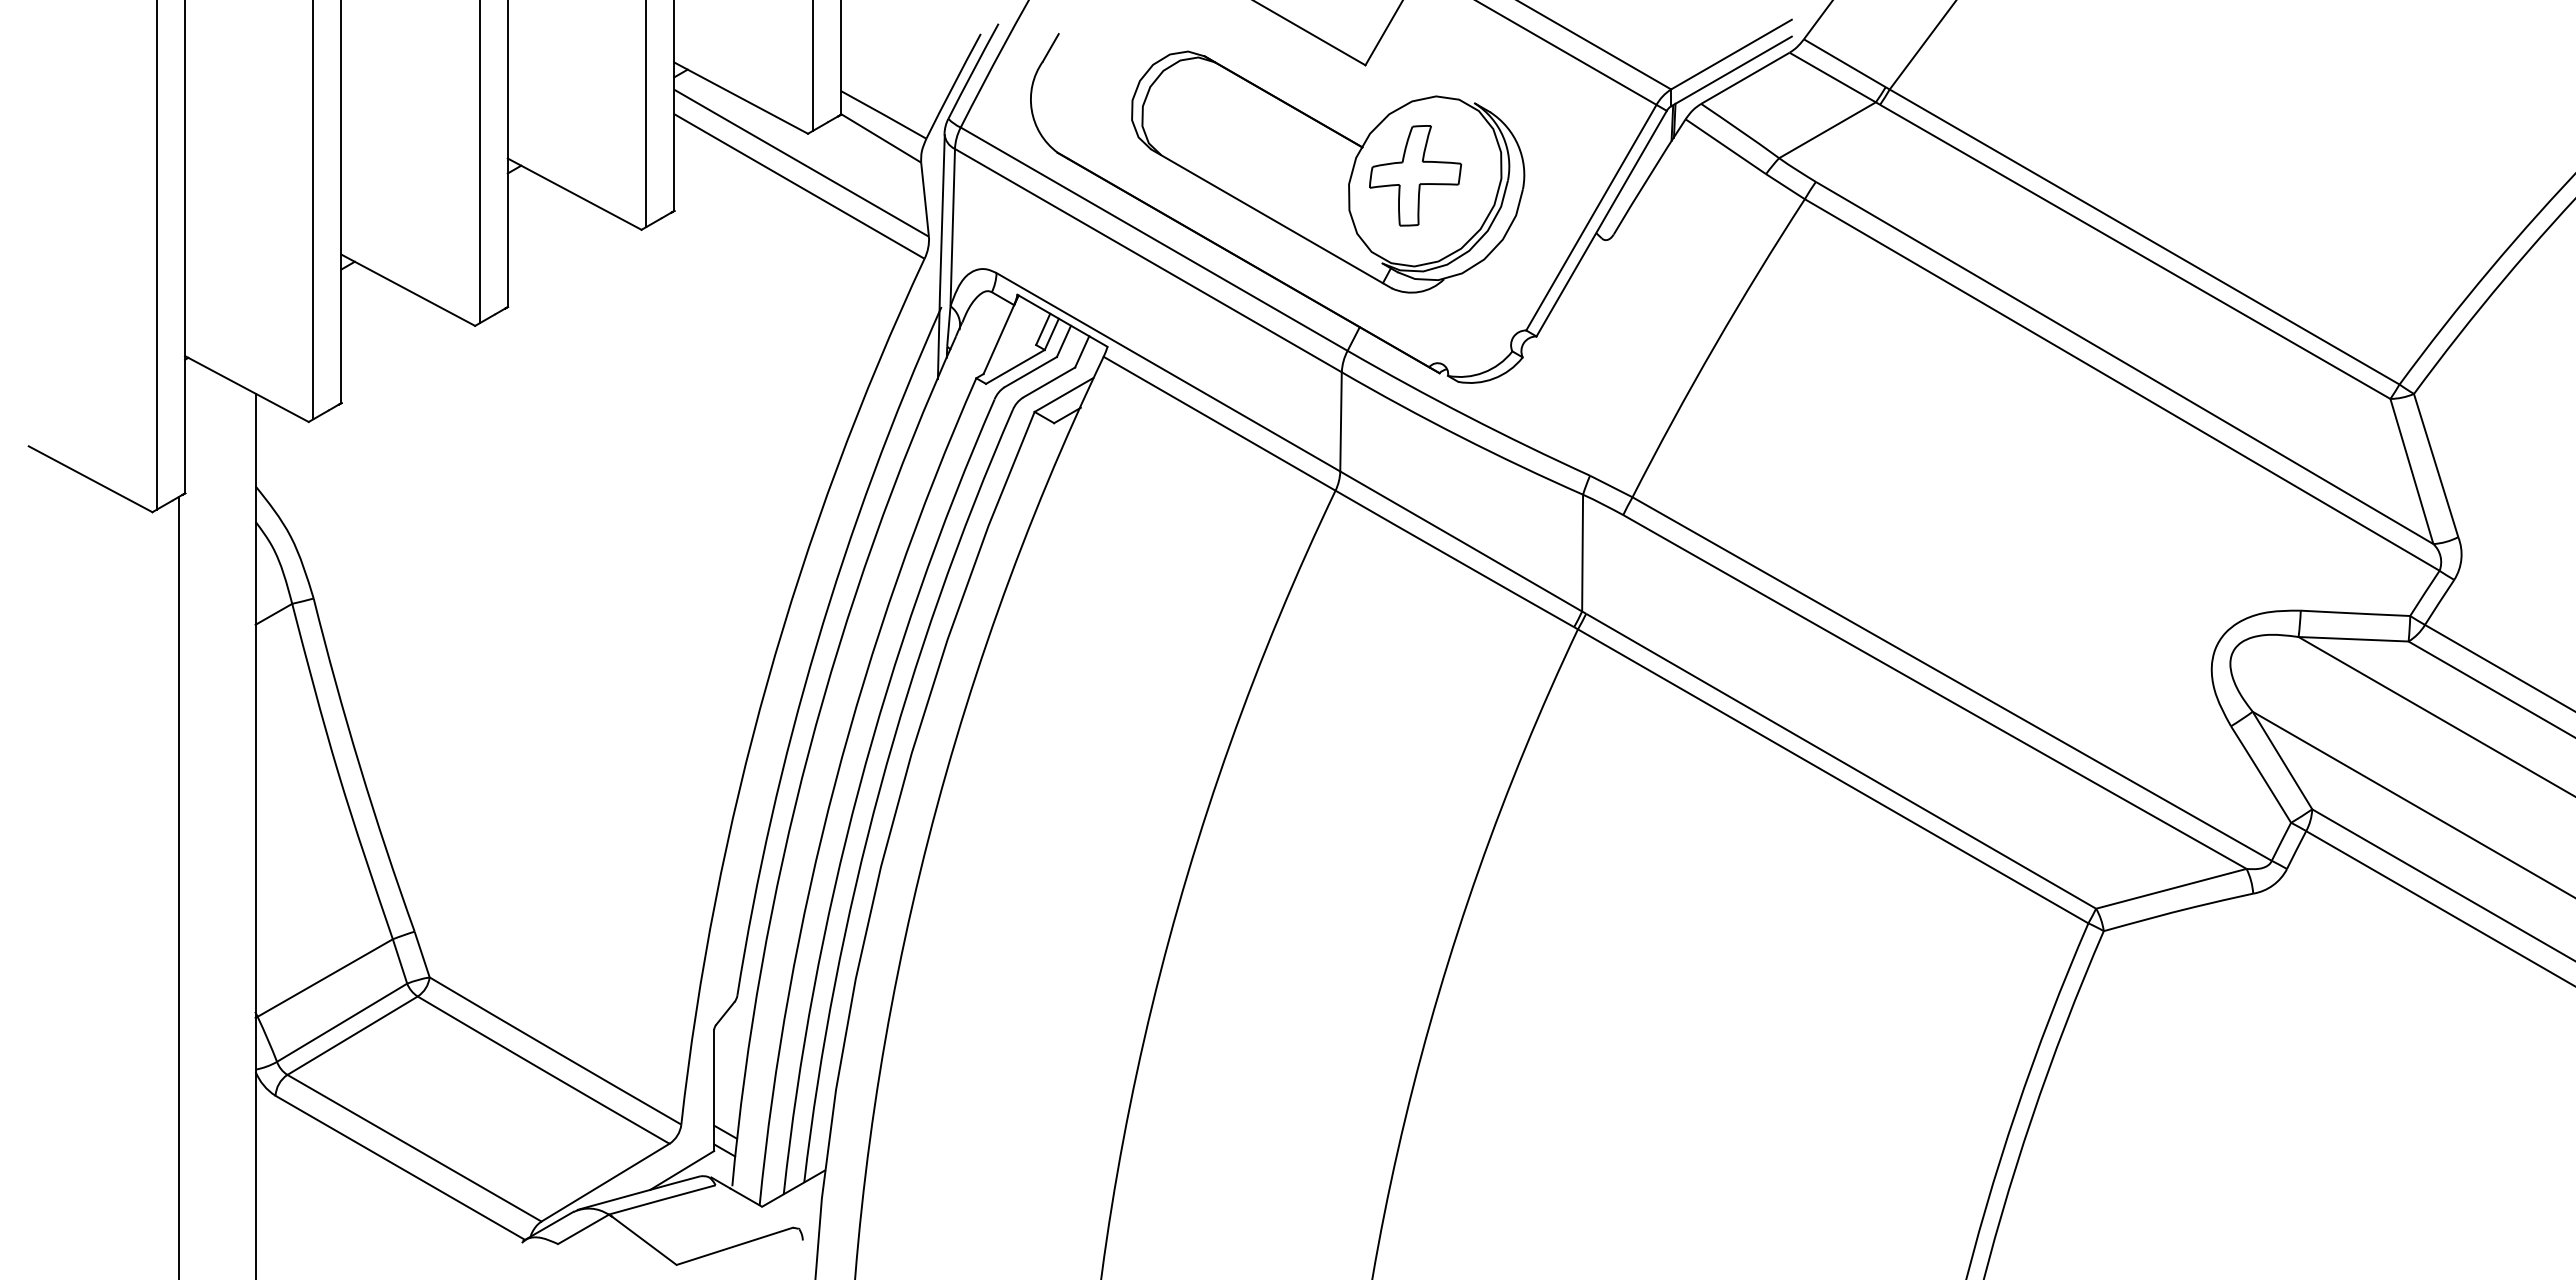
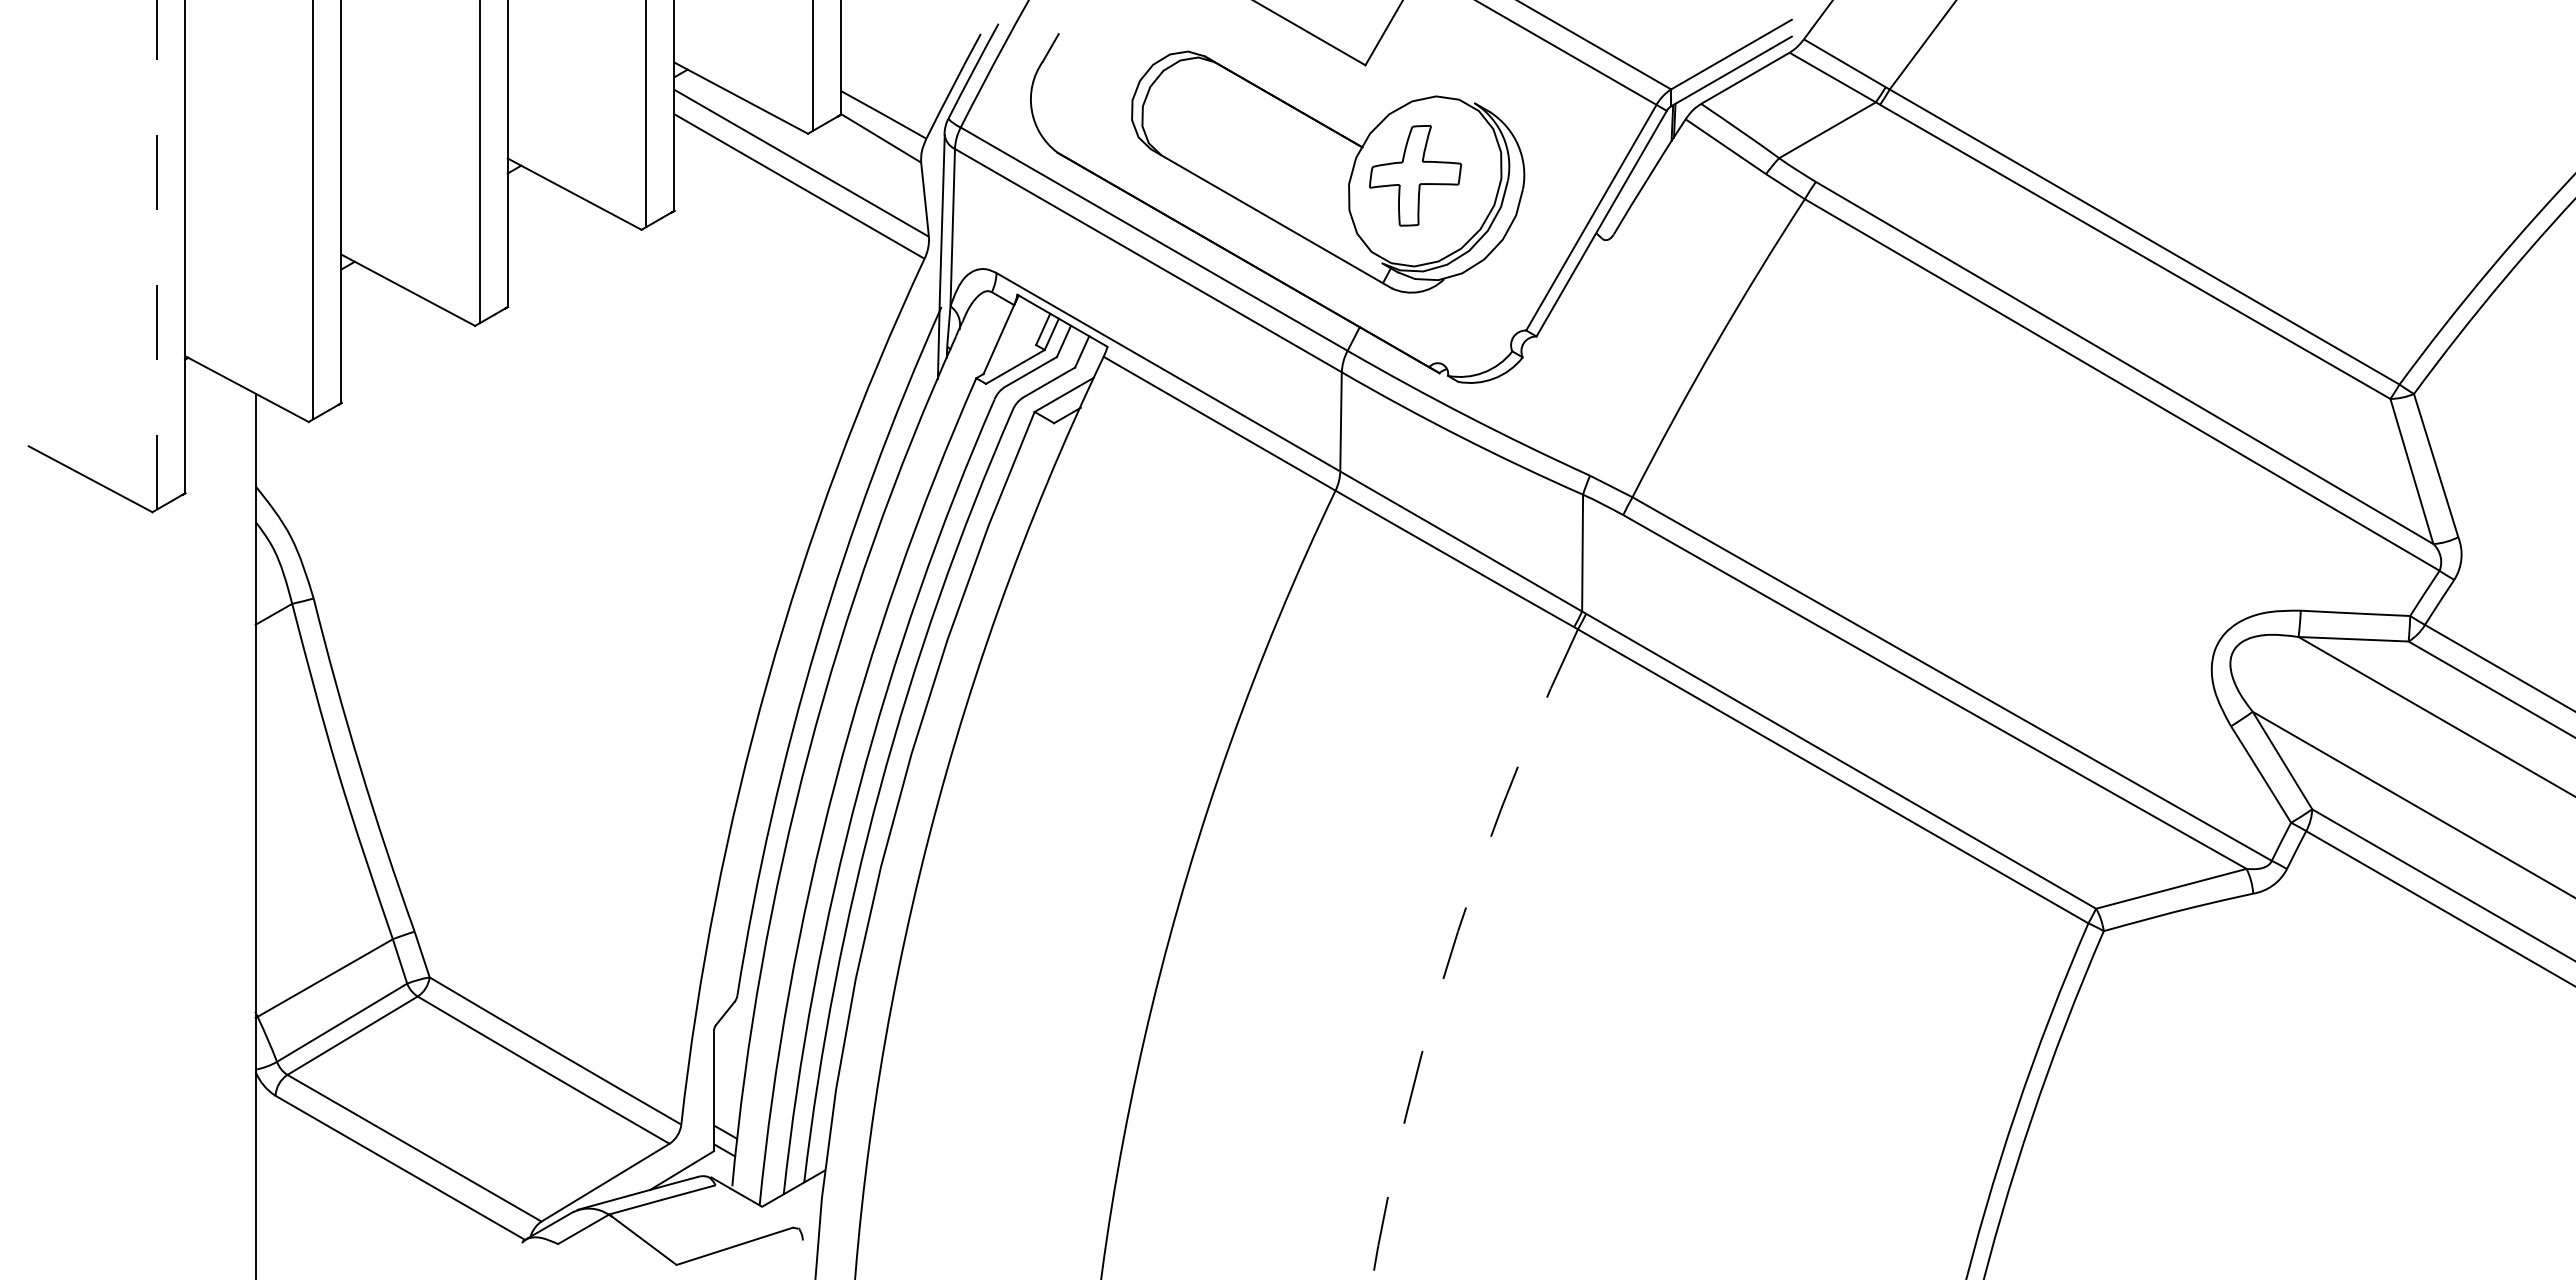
line: solid -> dashed (157, 254)
line: present -> none (179, 886)
arc: solid -> dashed (1452, 948)
